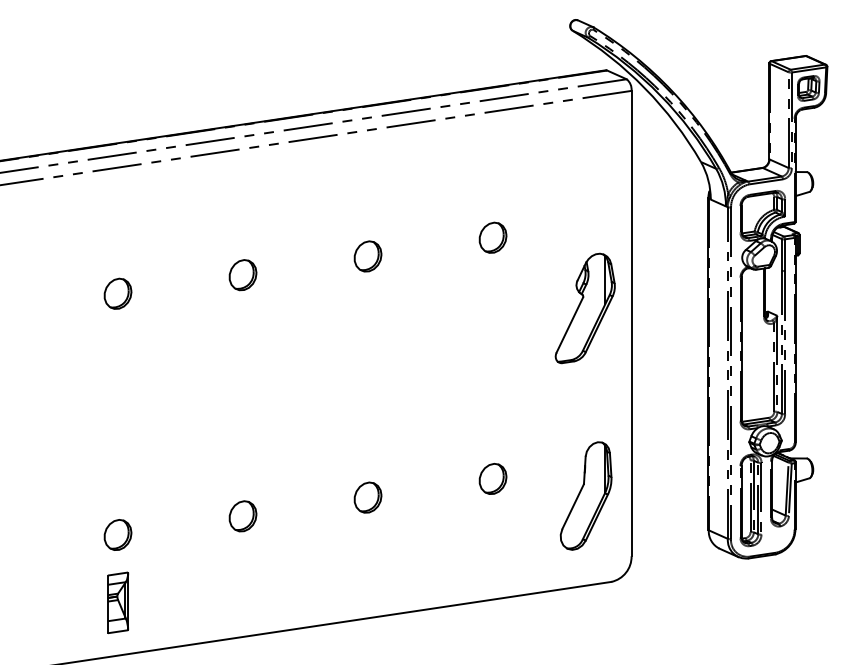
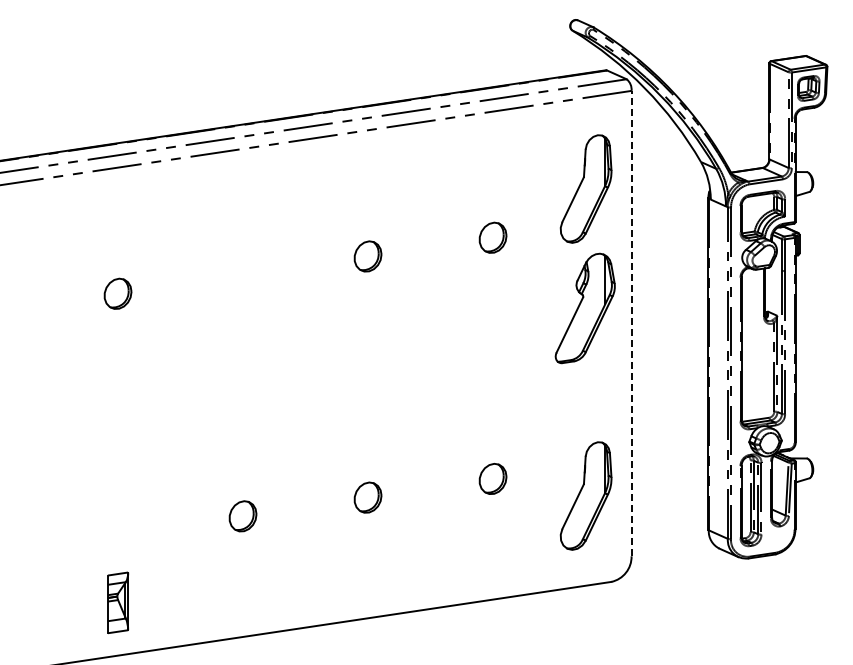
part: none -> present (585, 188)
part: present -> none (242, 275)
line: solid -> dashed (631, 323)
part: present -> none (117, 534)
